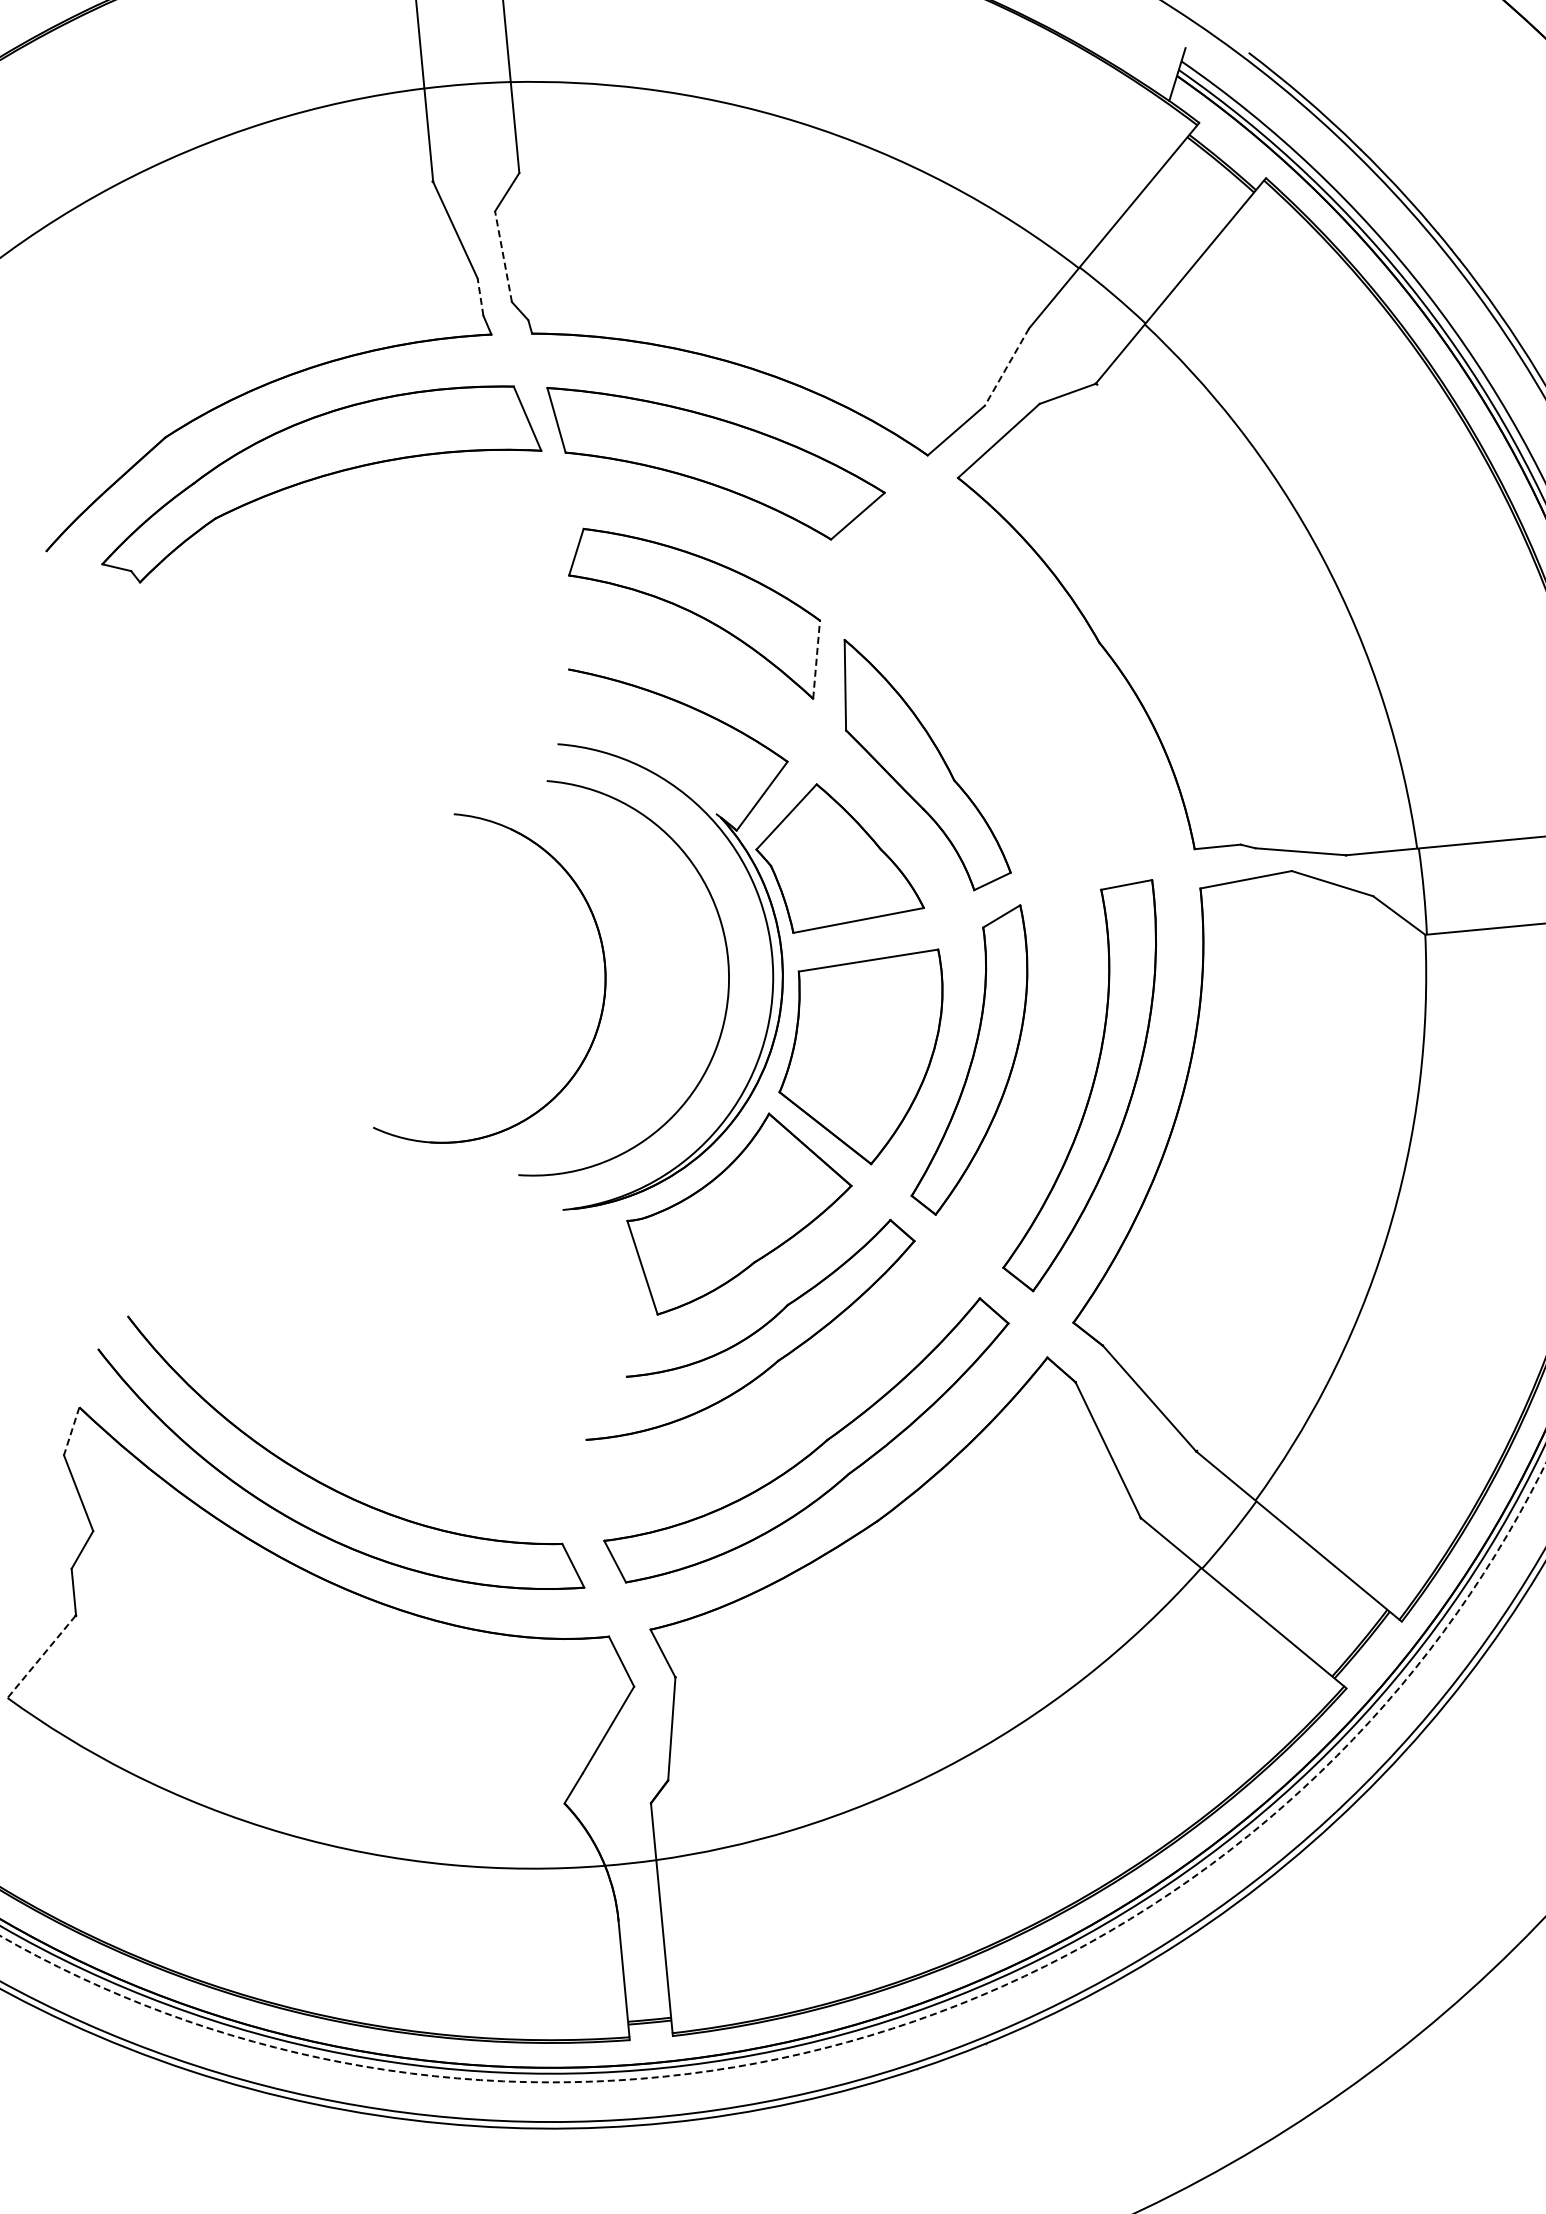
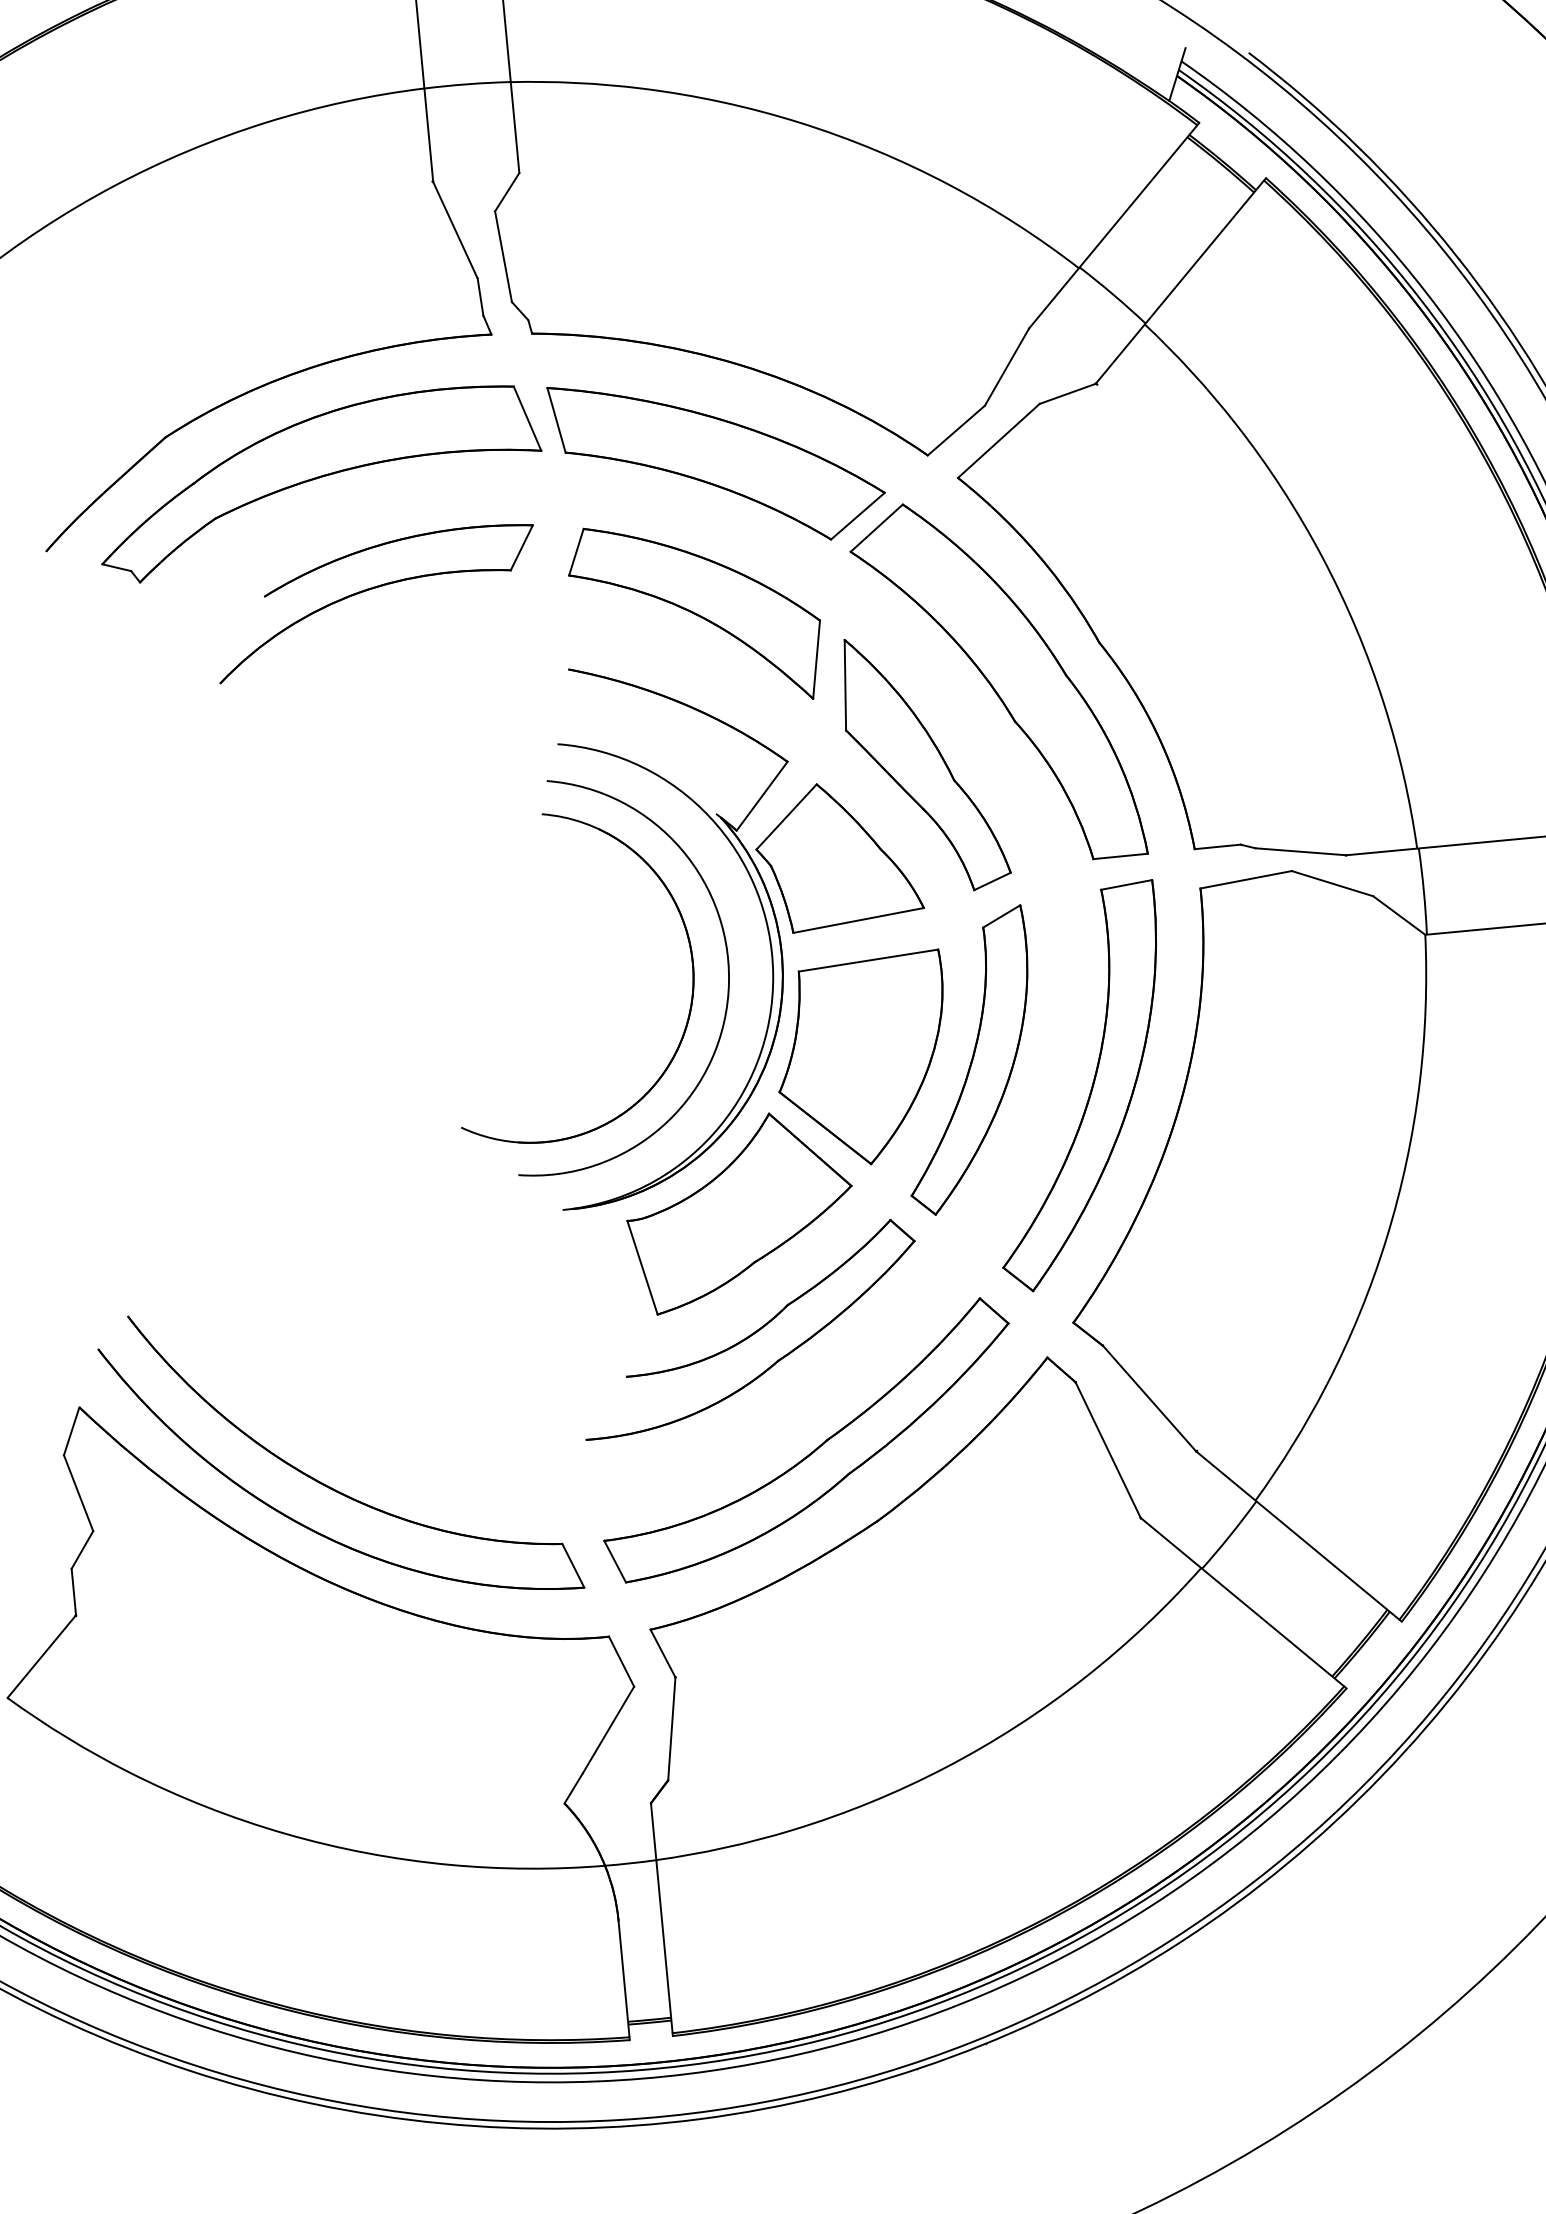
line: dashed -> solid (503, 256)
line: dashed -> solid (480, 297)
line: dashed -> solid (1007, 367)
part: none -> present (372, 589)
line: dashed -> solid (816, 659)
part: none -> present (998, 681)
part position: (604, 978) -> (692, 978) (692, 978)
line: dashed -> solid (71, 1431)
line: dashed -> solid (41, 1657)
arc: dashed -> solid (870, 2035)
